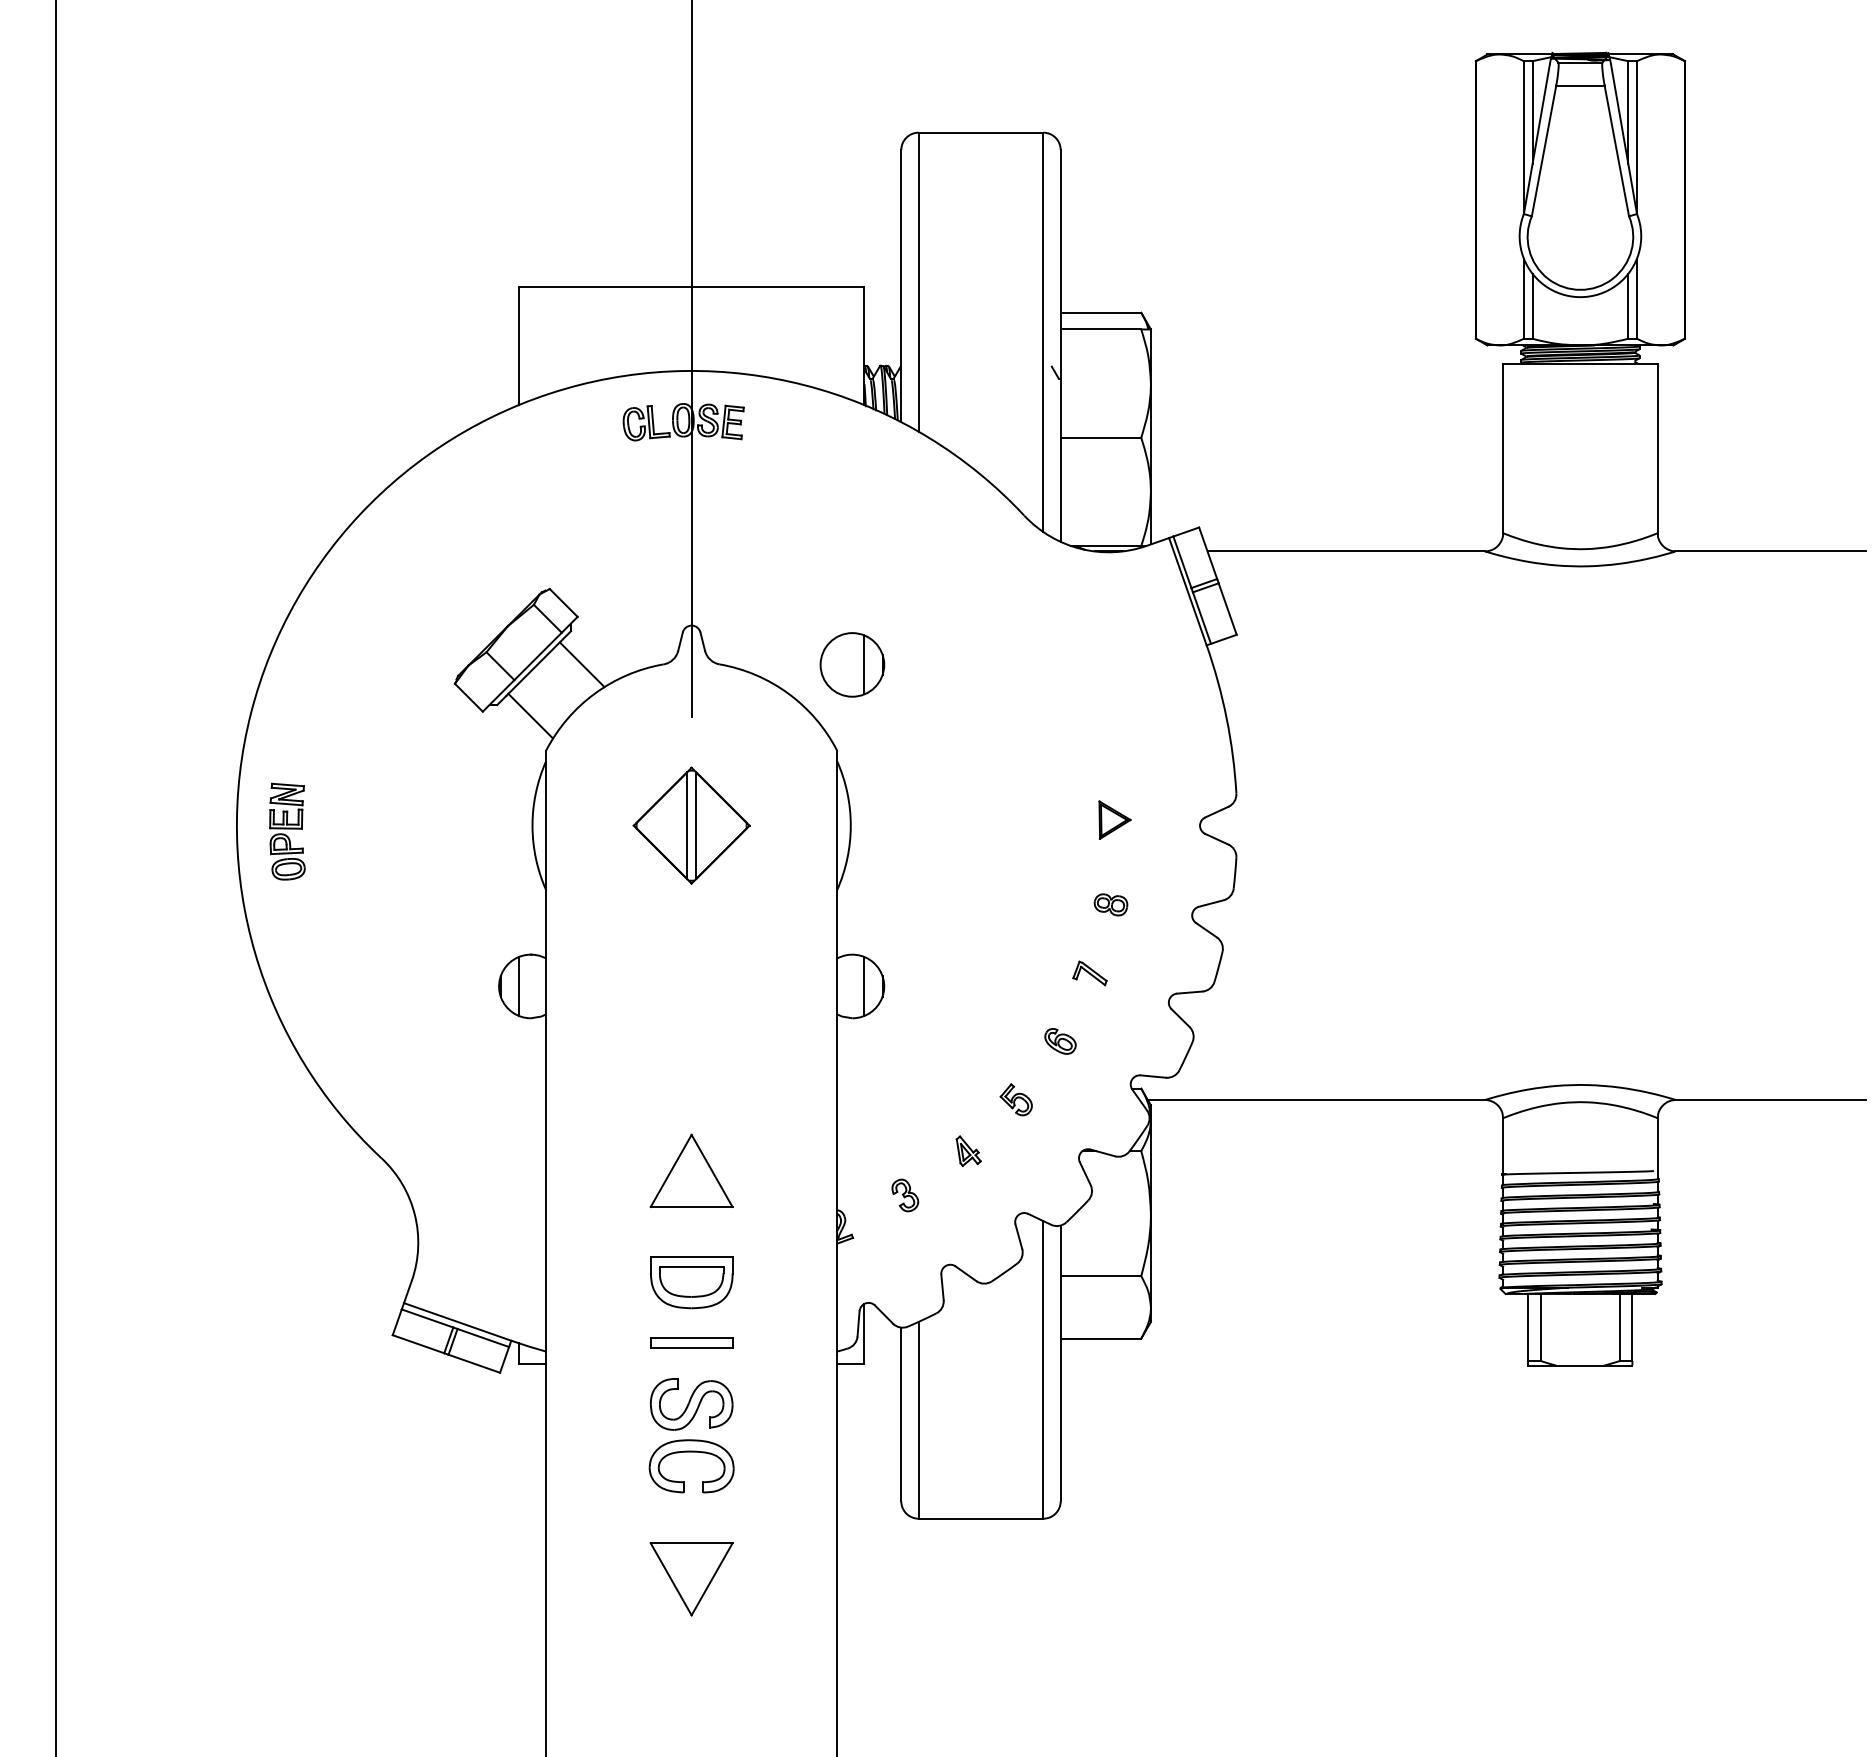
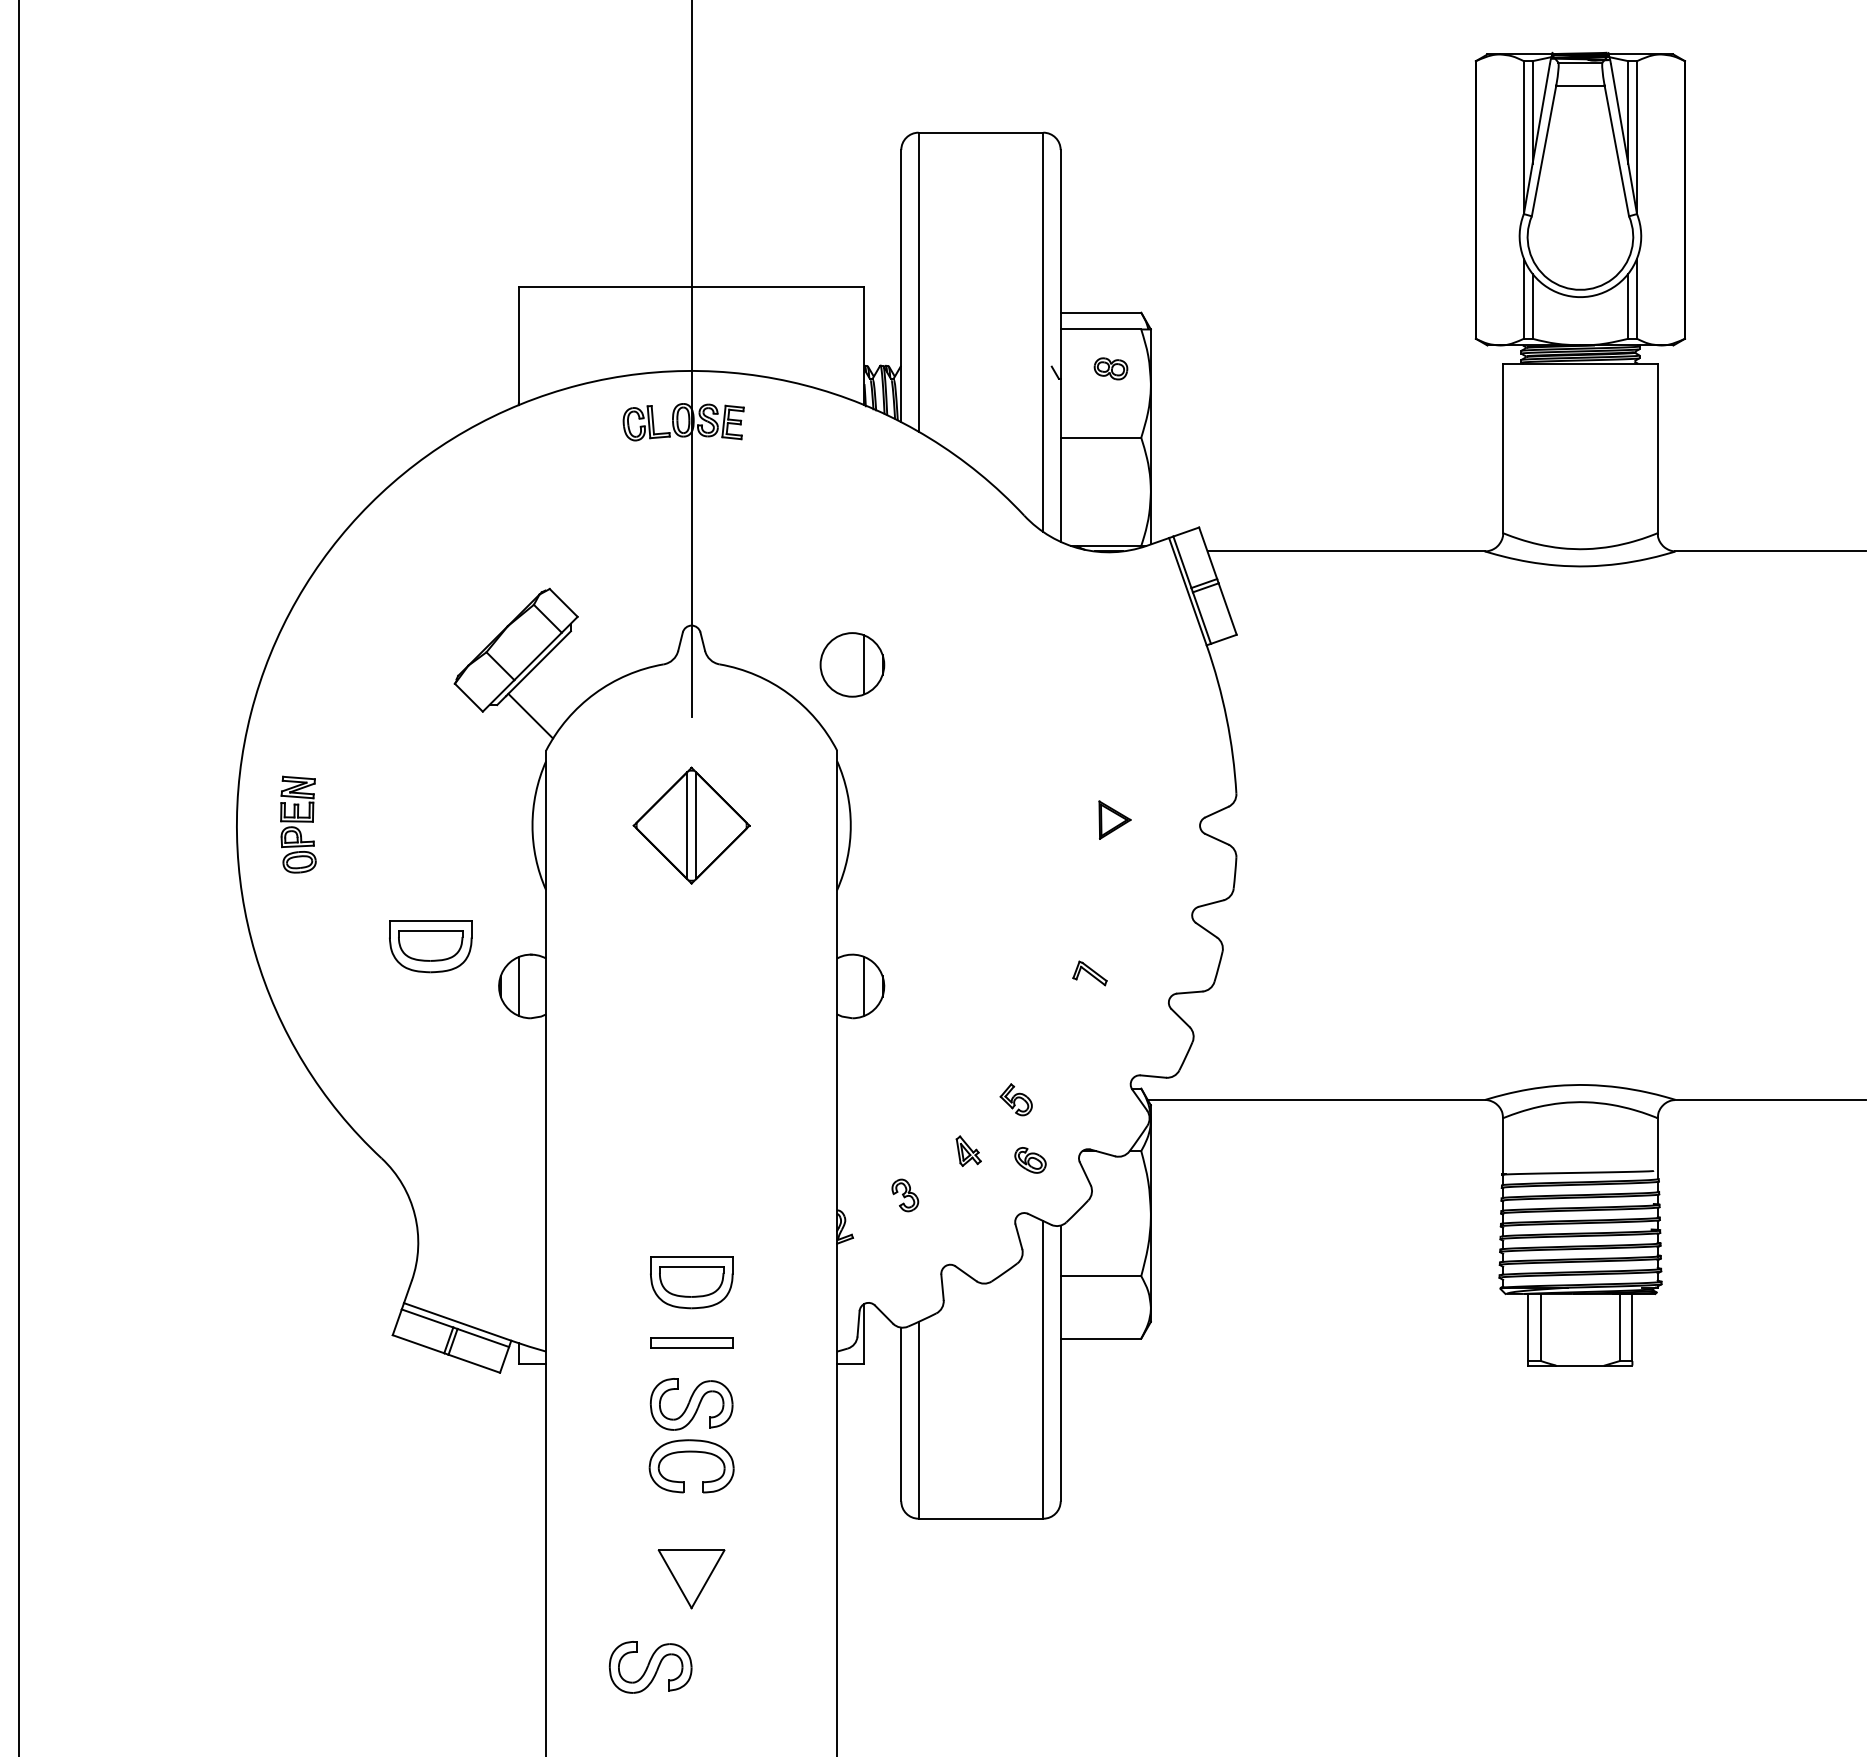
line: present -> none (581, 664)
part position: (287, 831) -> (298, 824) (298, 824)
line position: (56, 877) -> (19, 877) (19, 877)
part position: (1110, 904) -> (1110, 368) (1110, 368)
part: none -> present (430, 946)
part position: (1060, 1041) -> (1030, 1160) (1030, 1160)
part: present -> none (691, 1170)
part size: 85x75 px -> 69x61 px (691, 1579)
part: none -> present (650, 1667)
